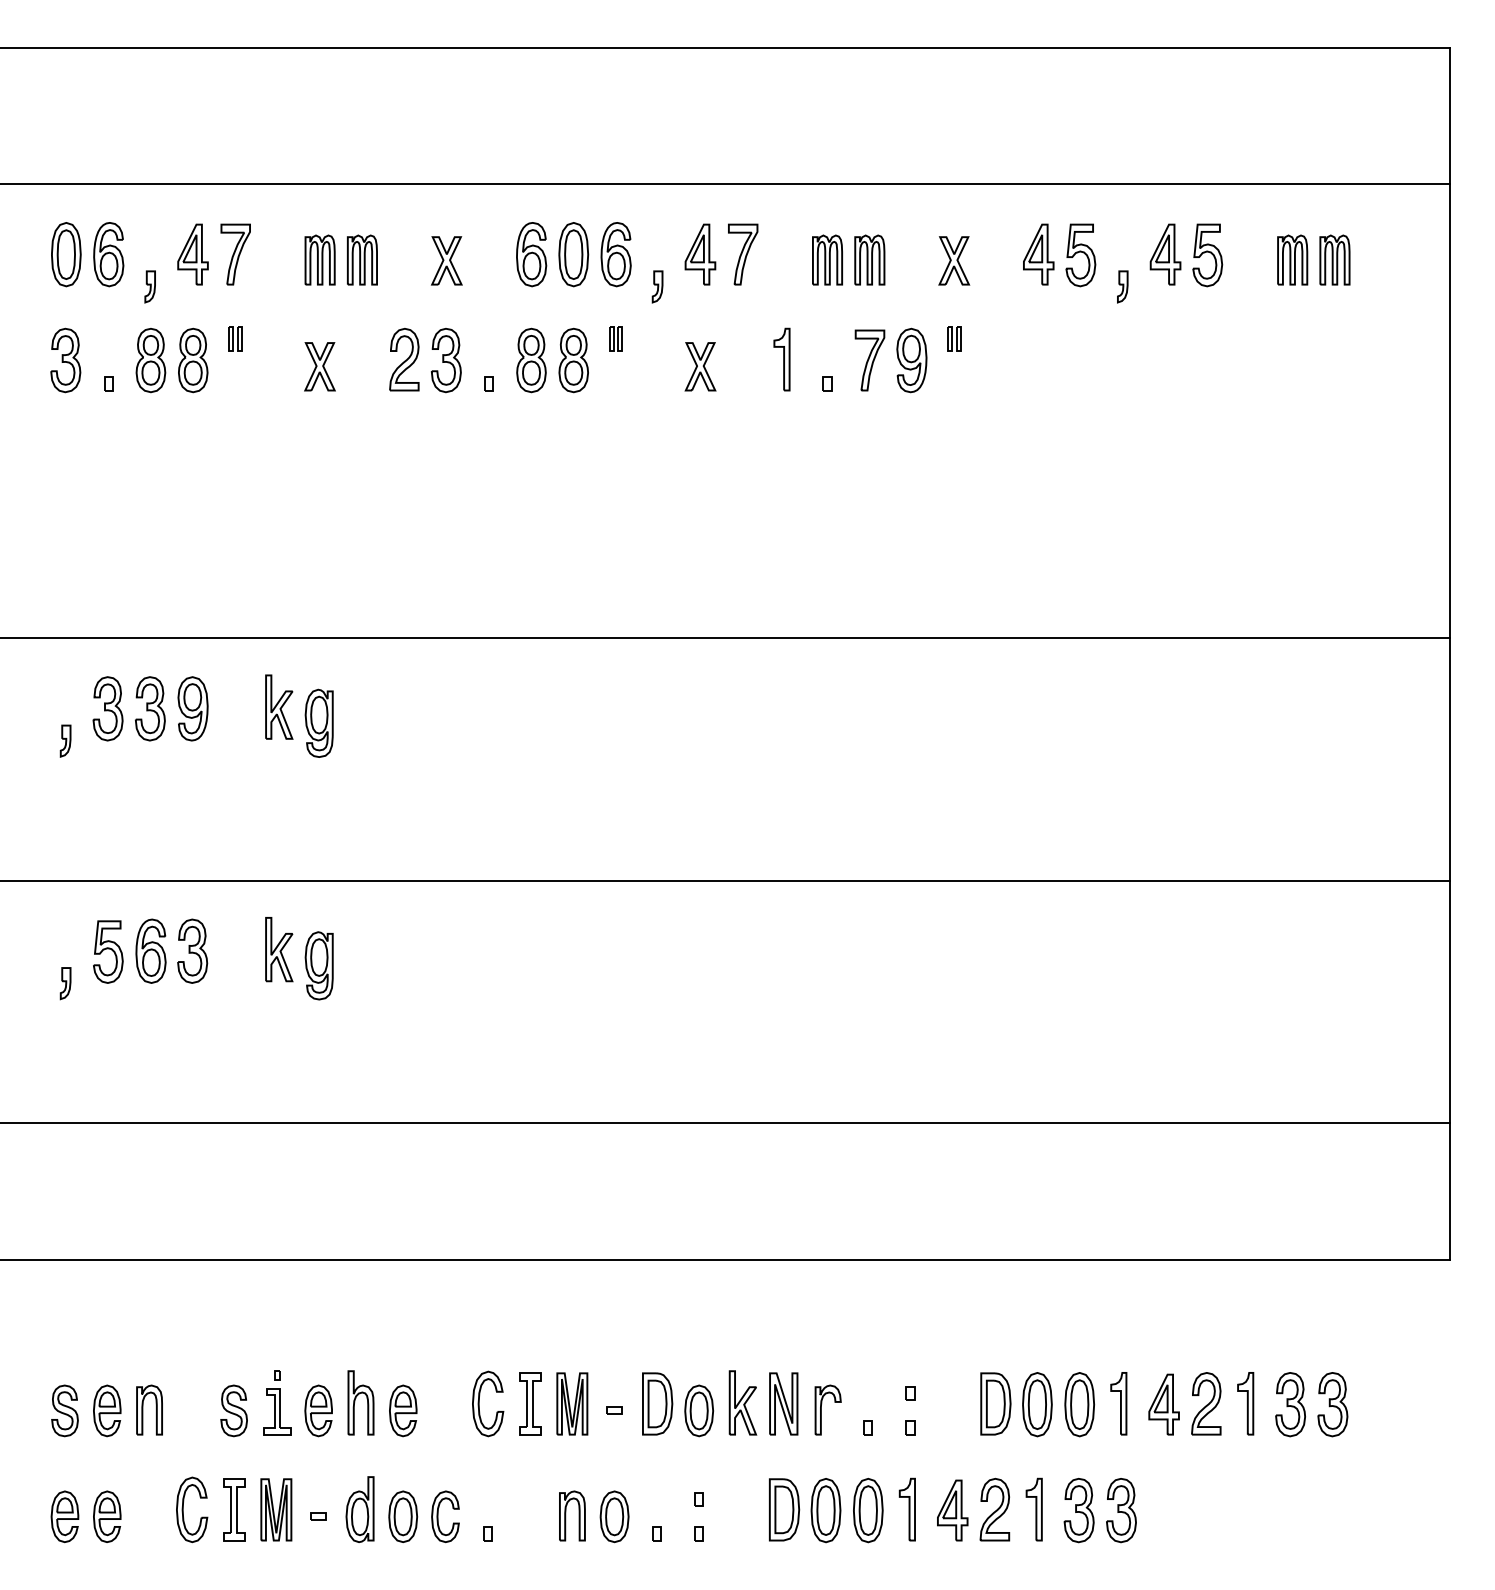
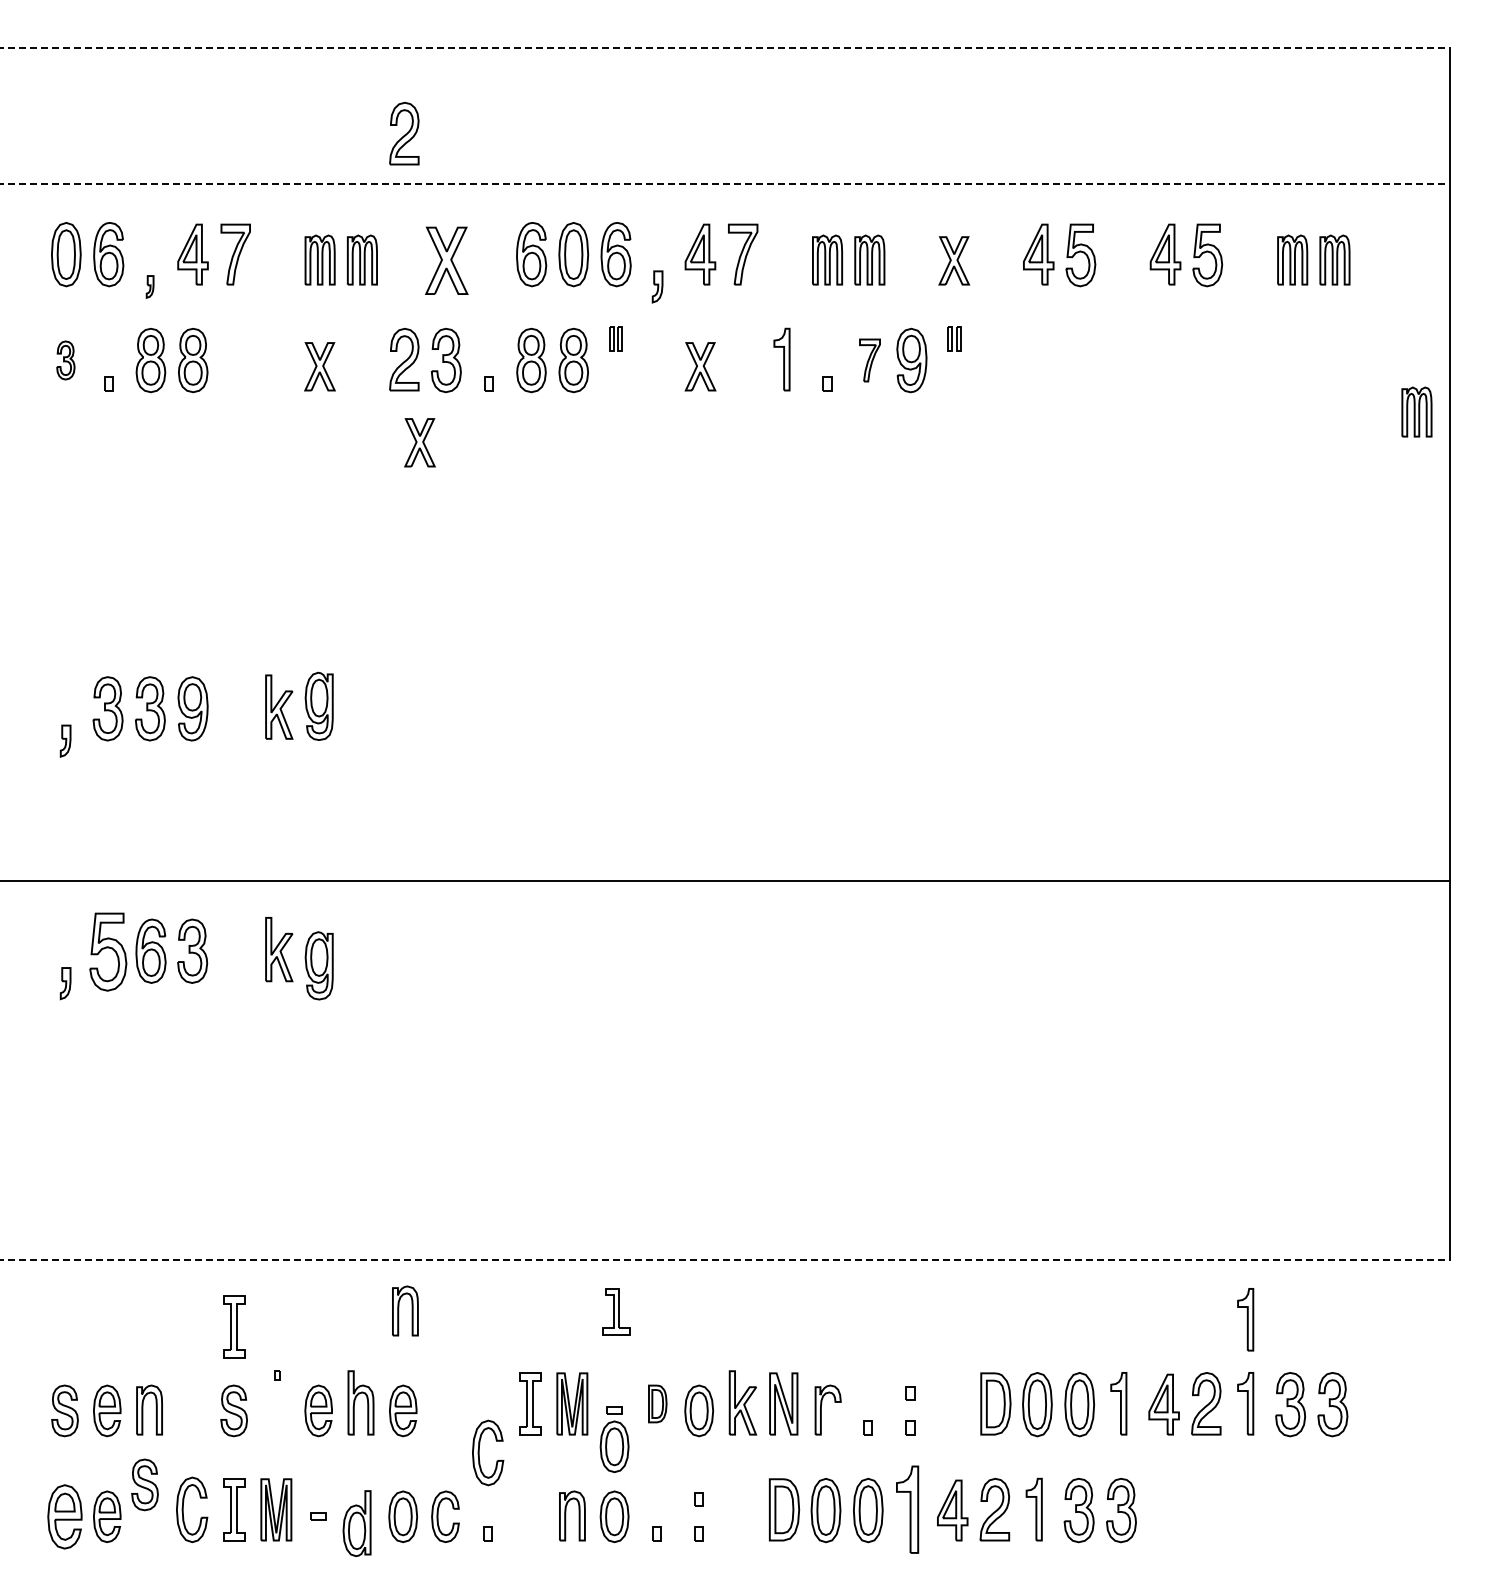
line: solid -> dashed (725, 47)
part: none -> present (404, 133)
line: solid -> dashed (725, 184)
part size: 32x50 px -> 44x69 px (446, 260)
part size: 12x34 px -> 10x24 px (149, 286)
part: present -> none (1122, 286)
part: present -> none (235, 338)
part size: 32x67 px -> 20x41 px (65, 360)
part size: 32x63 px -> 22x45 px (869, 360)
part: none -> present (1416, 411)
part: none -> present (419, 442)
line: present -> none (725, 638)
part position: (318, 722) -> (318, 705) (318, 705)
part size: 31x64 px -> 39x80 px (108, 951)
line: present -> none (725, 1123)
line: solid -> dashed (725, 1259)
part: none -> present (405, 1310)
part: none -> present (1245, 1319)
part: none -> present (234, 1326)
part position: (479, 1403) -> (479, 1452) (479, 1452)
part size: 32x64 px -> 20x40 px (657, 1403)
part position: (277, 1411) -> (616, 1311) (616, 1311)
part: none -> present (614, 1446)
part: none -> present (144, 1484)
part position: (359, 1509) -> (356, 1523) (356, 1523)
part size: 18x65 px -> 24x89 px (907, 1509)
part size: 30x53 px -> 36x66 px (64, 1516)
